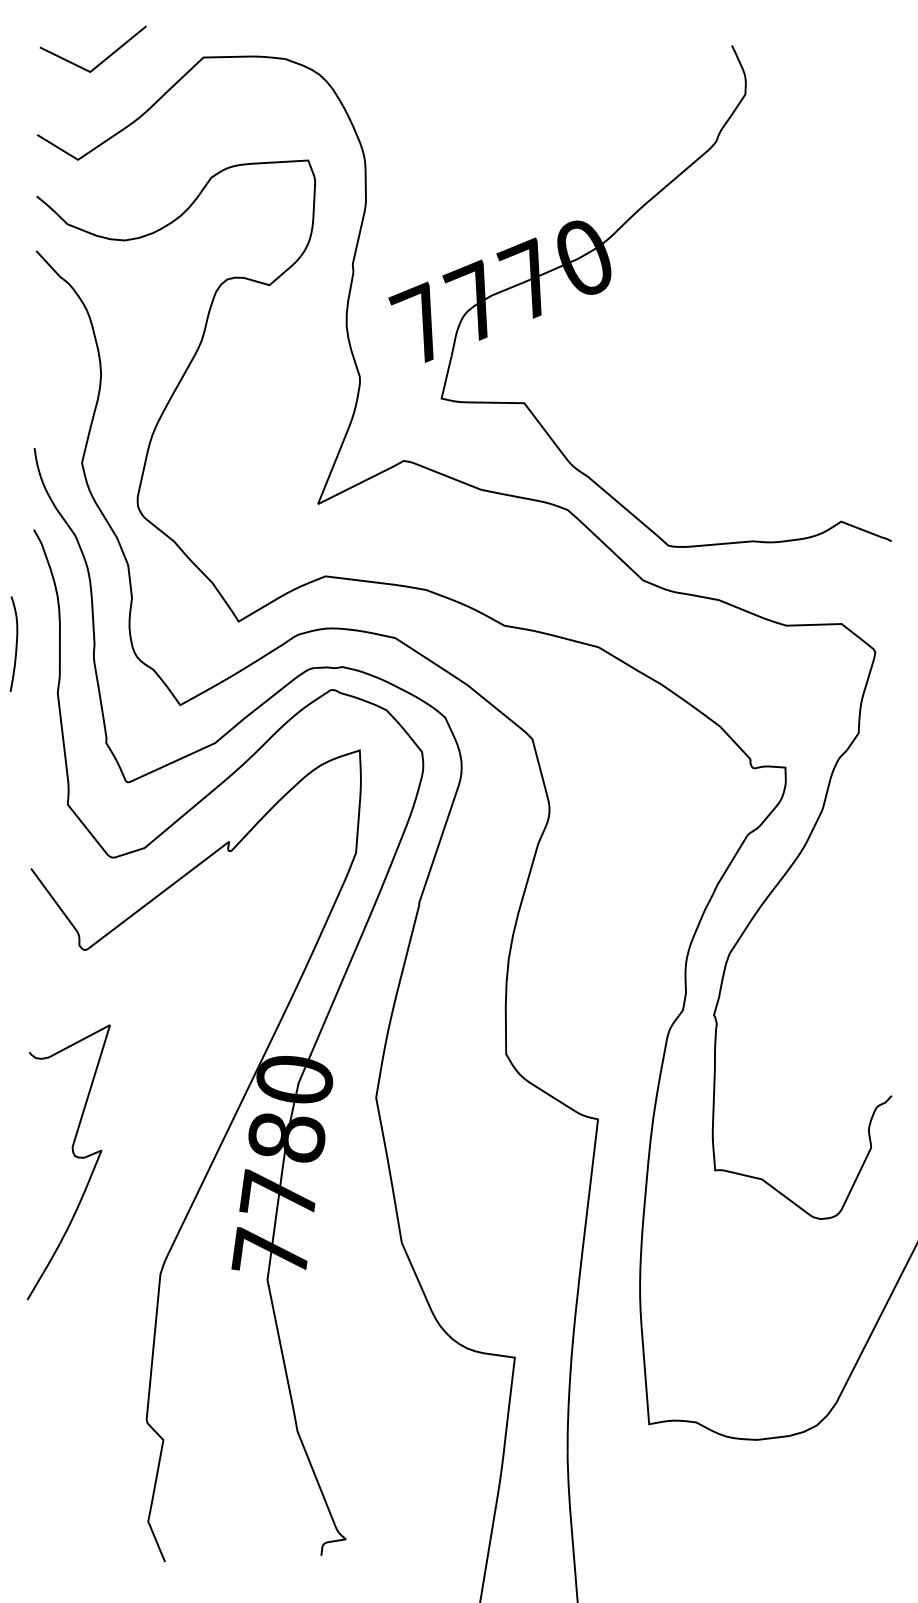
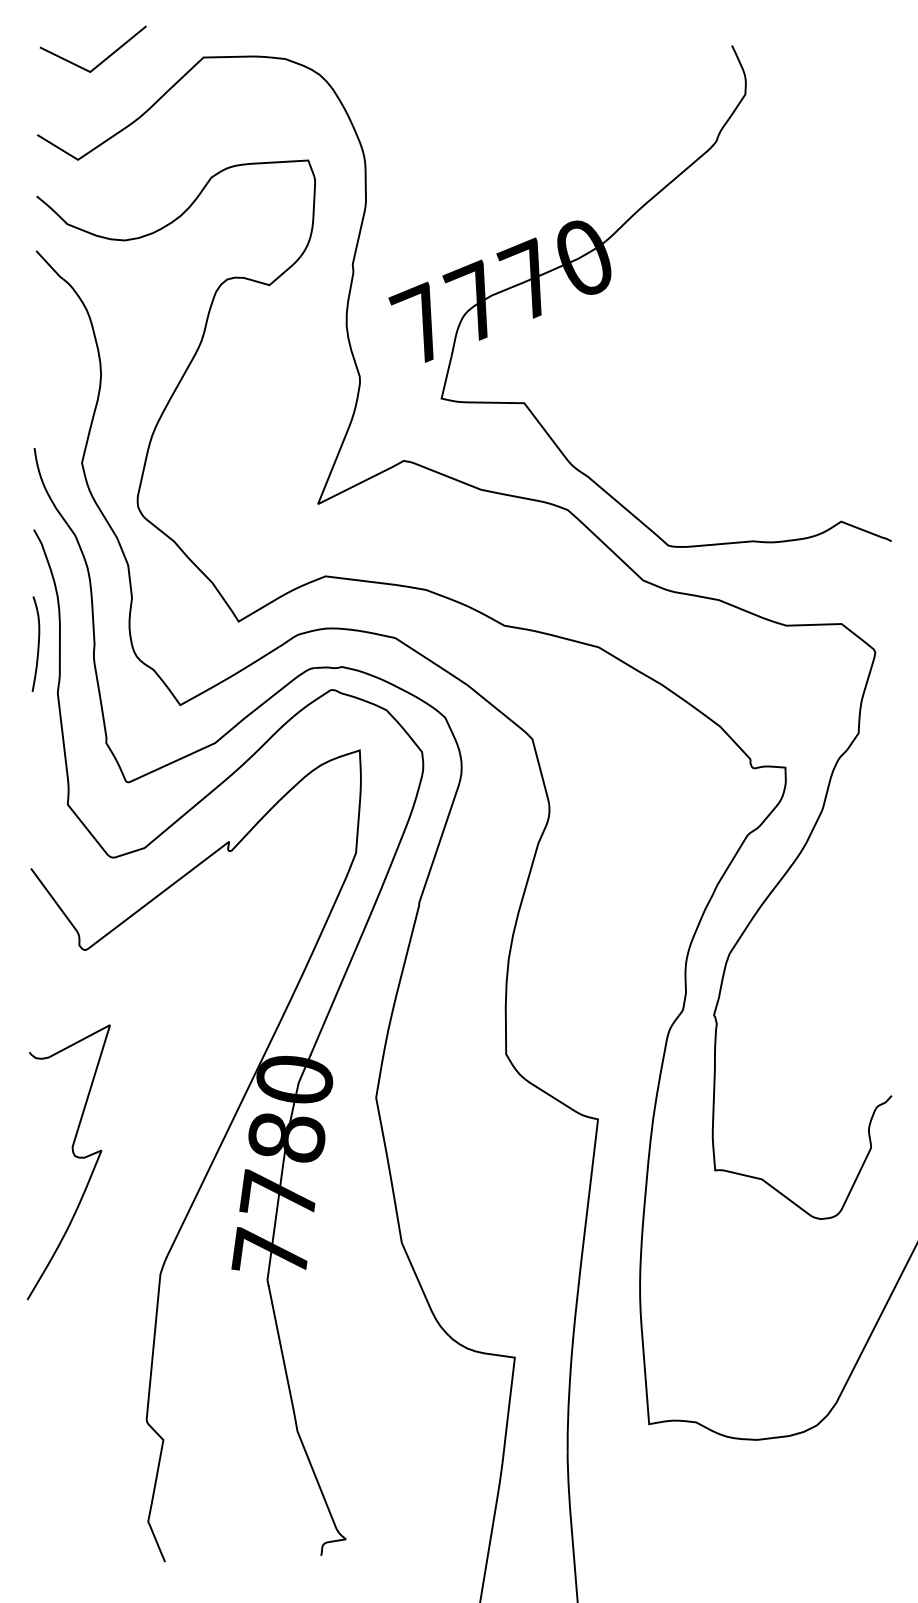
curve position: (15, 643) -> (37, 643) (37, 643)
